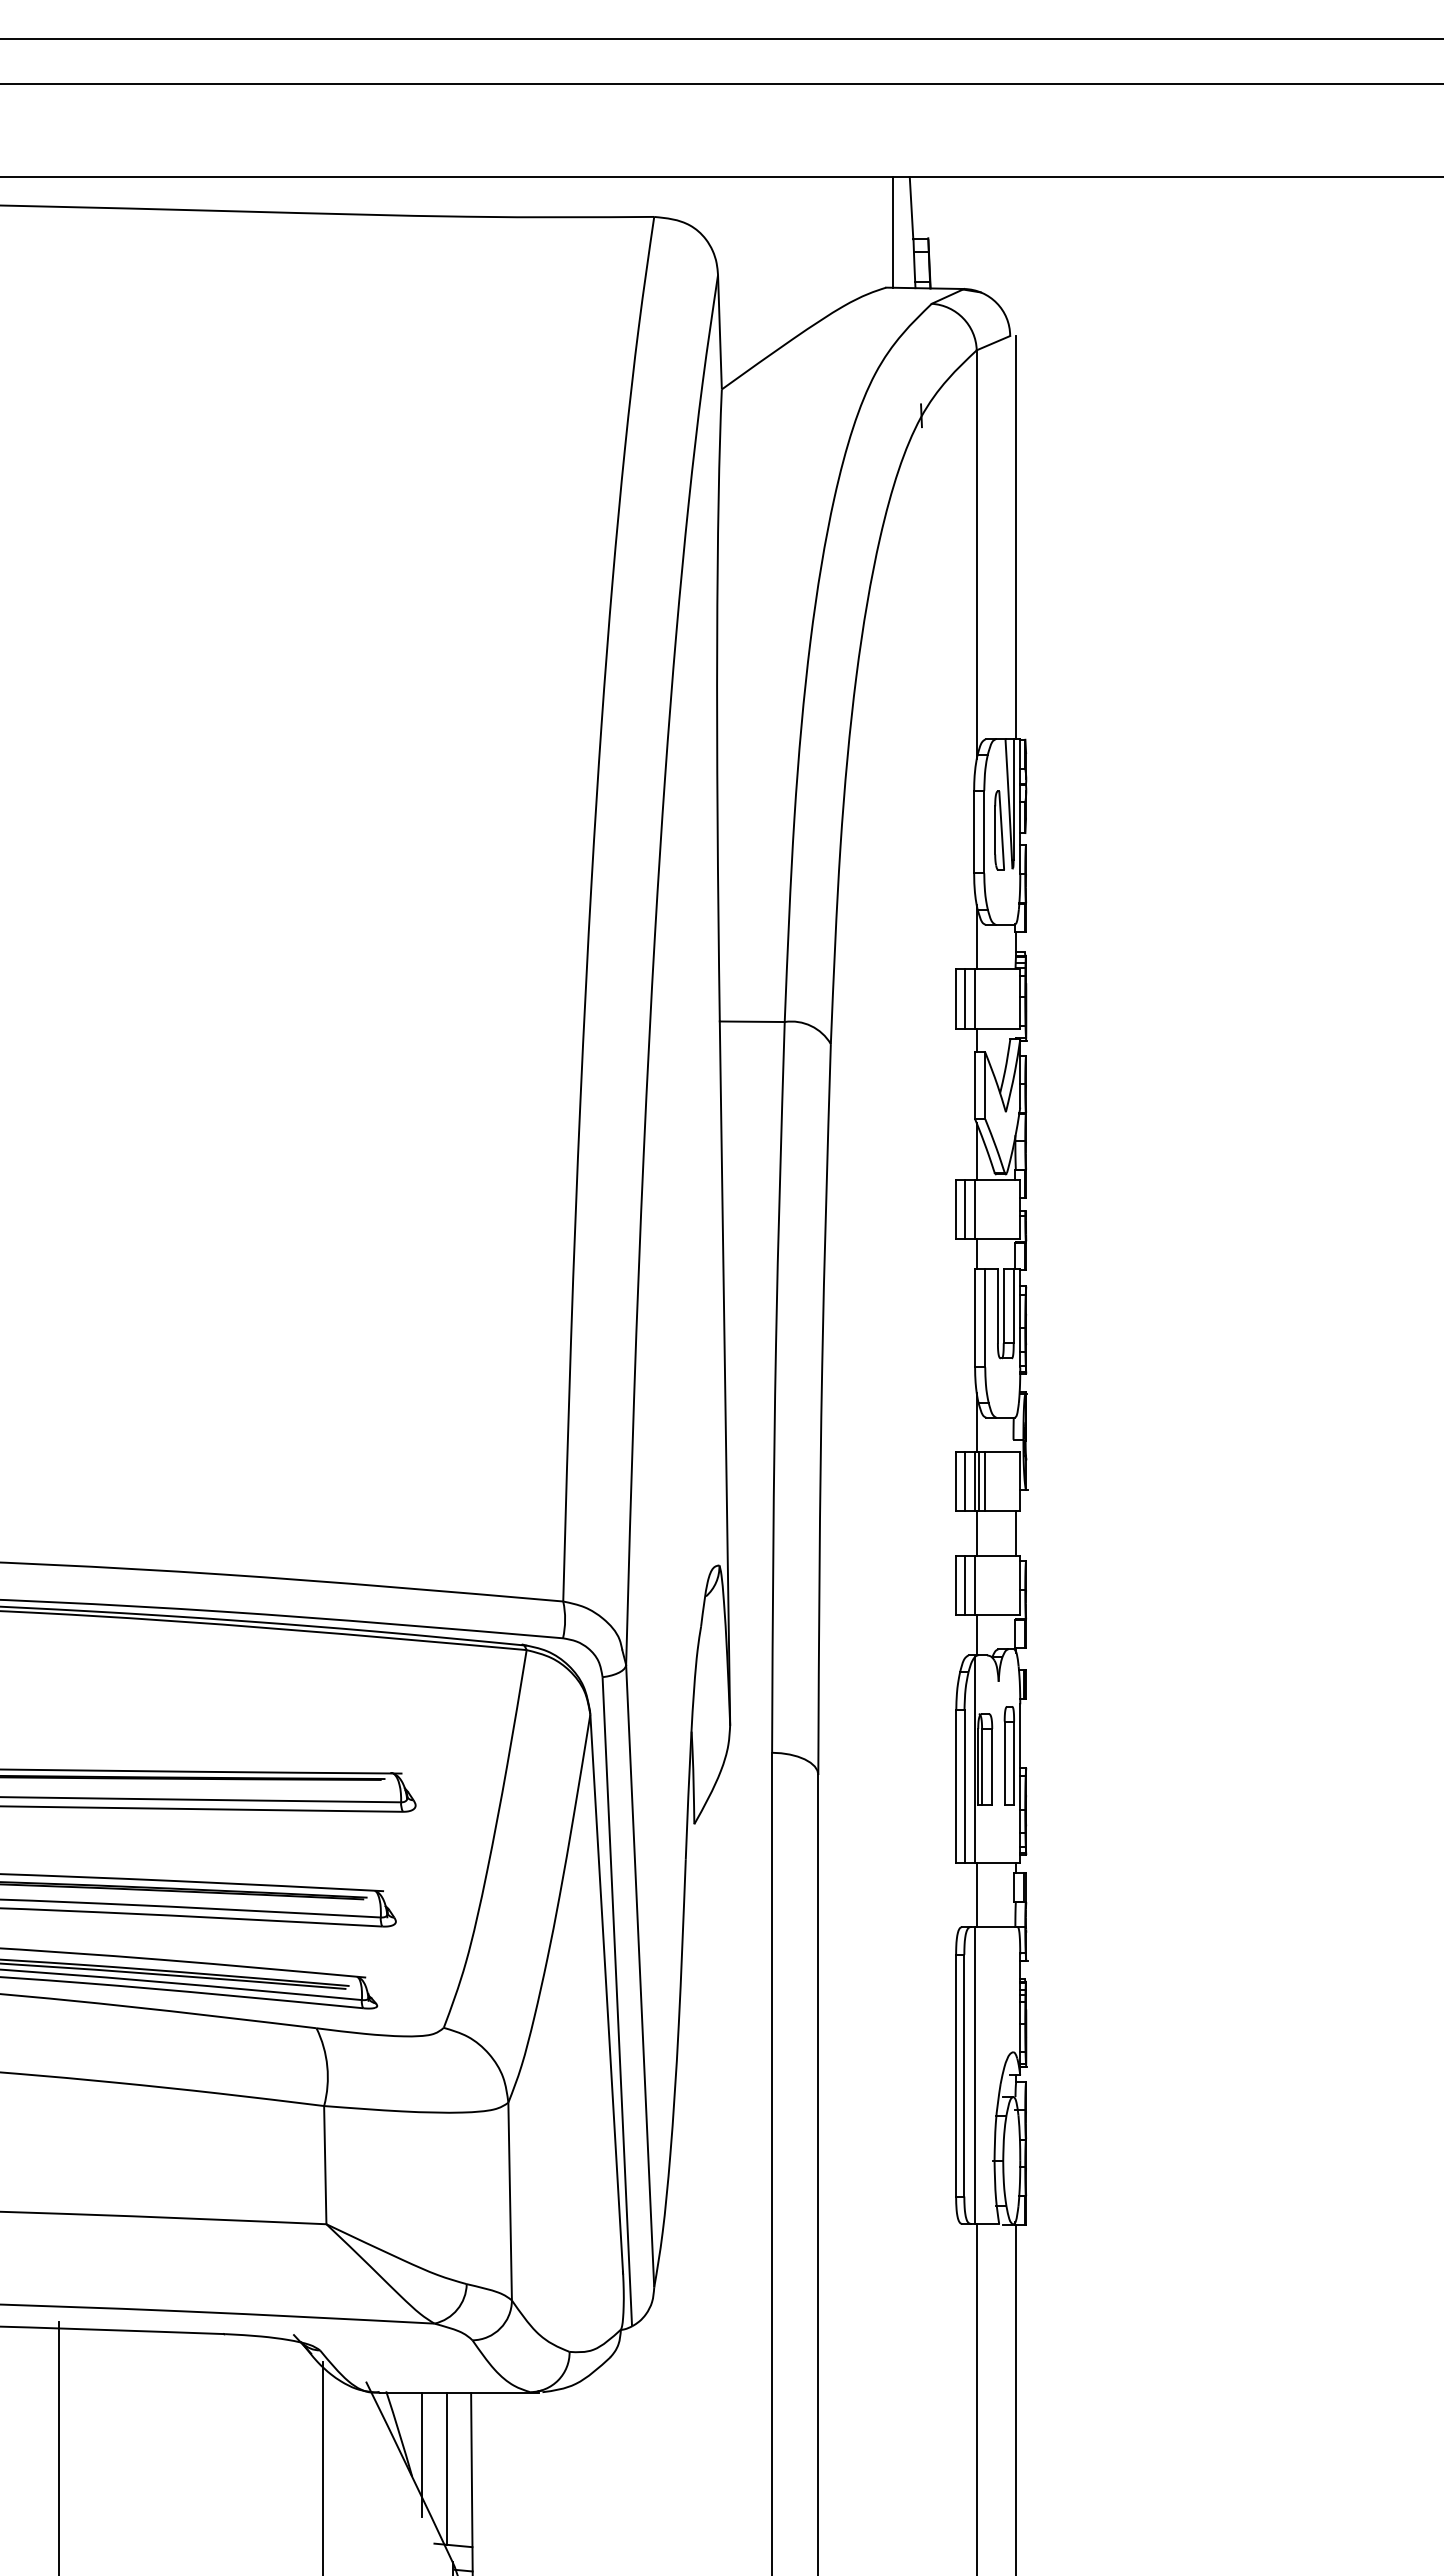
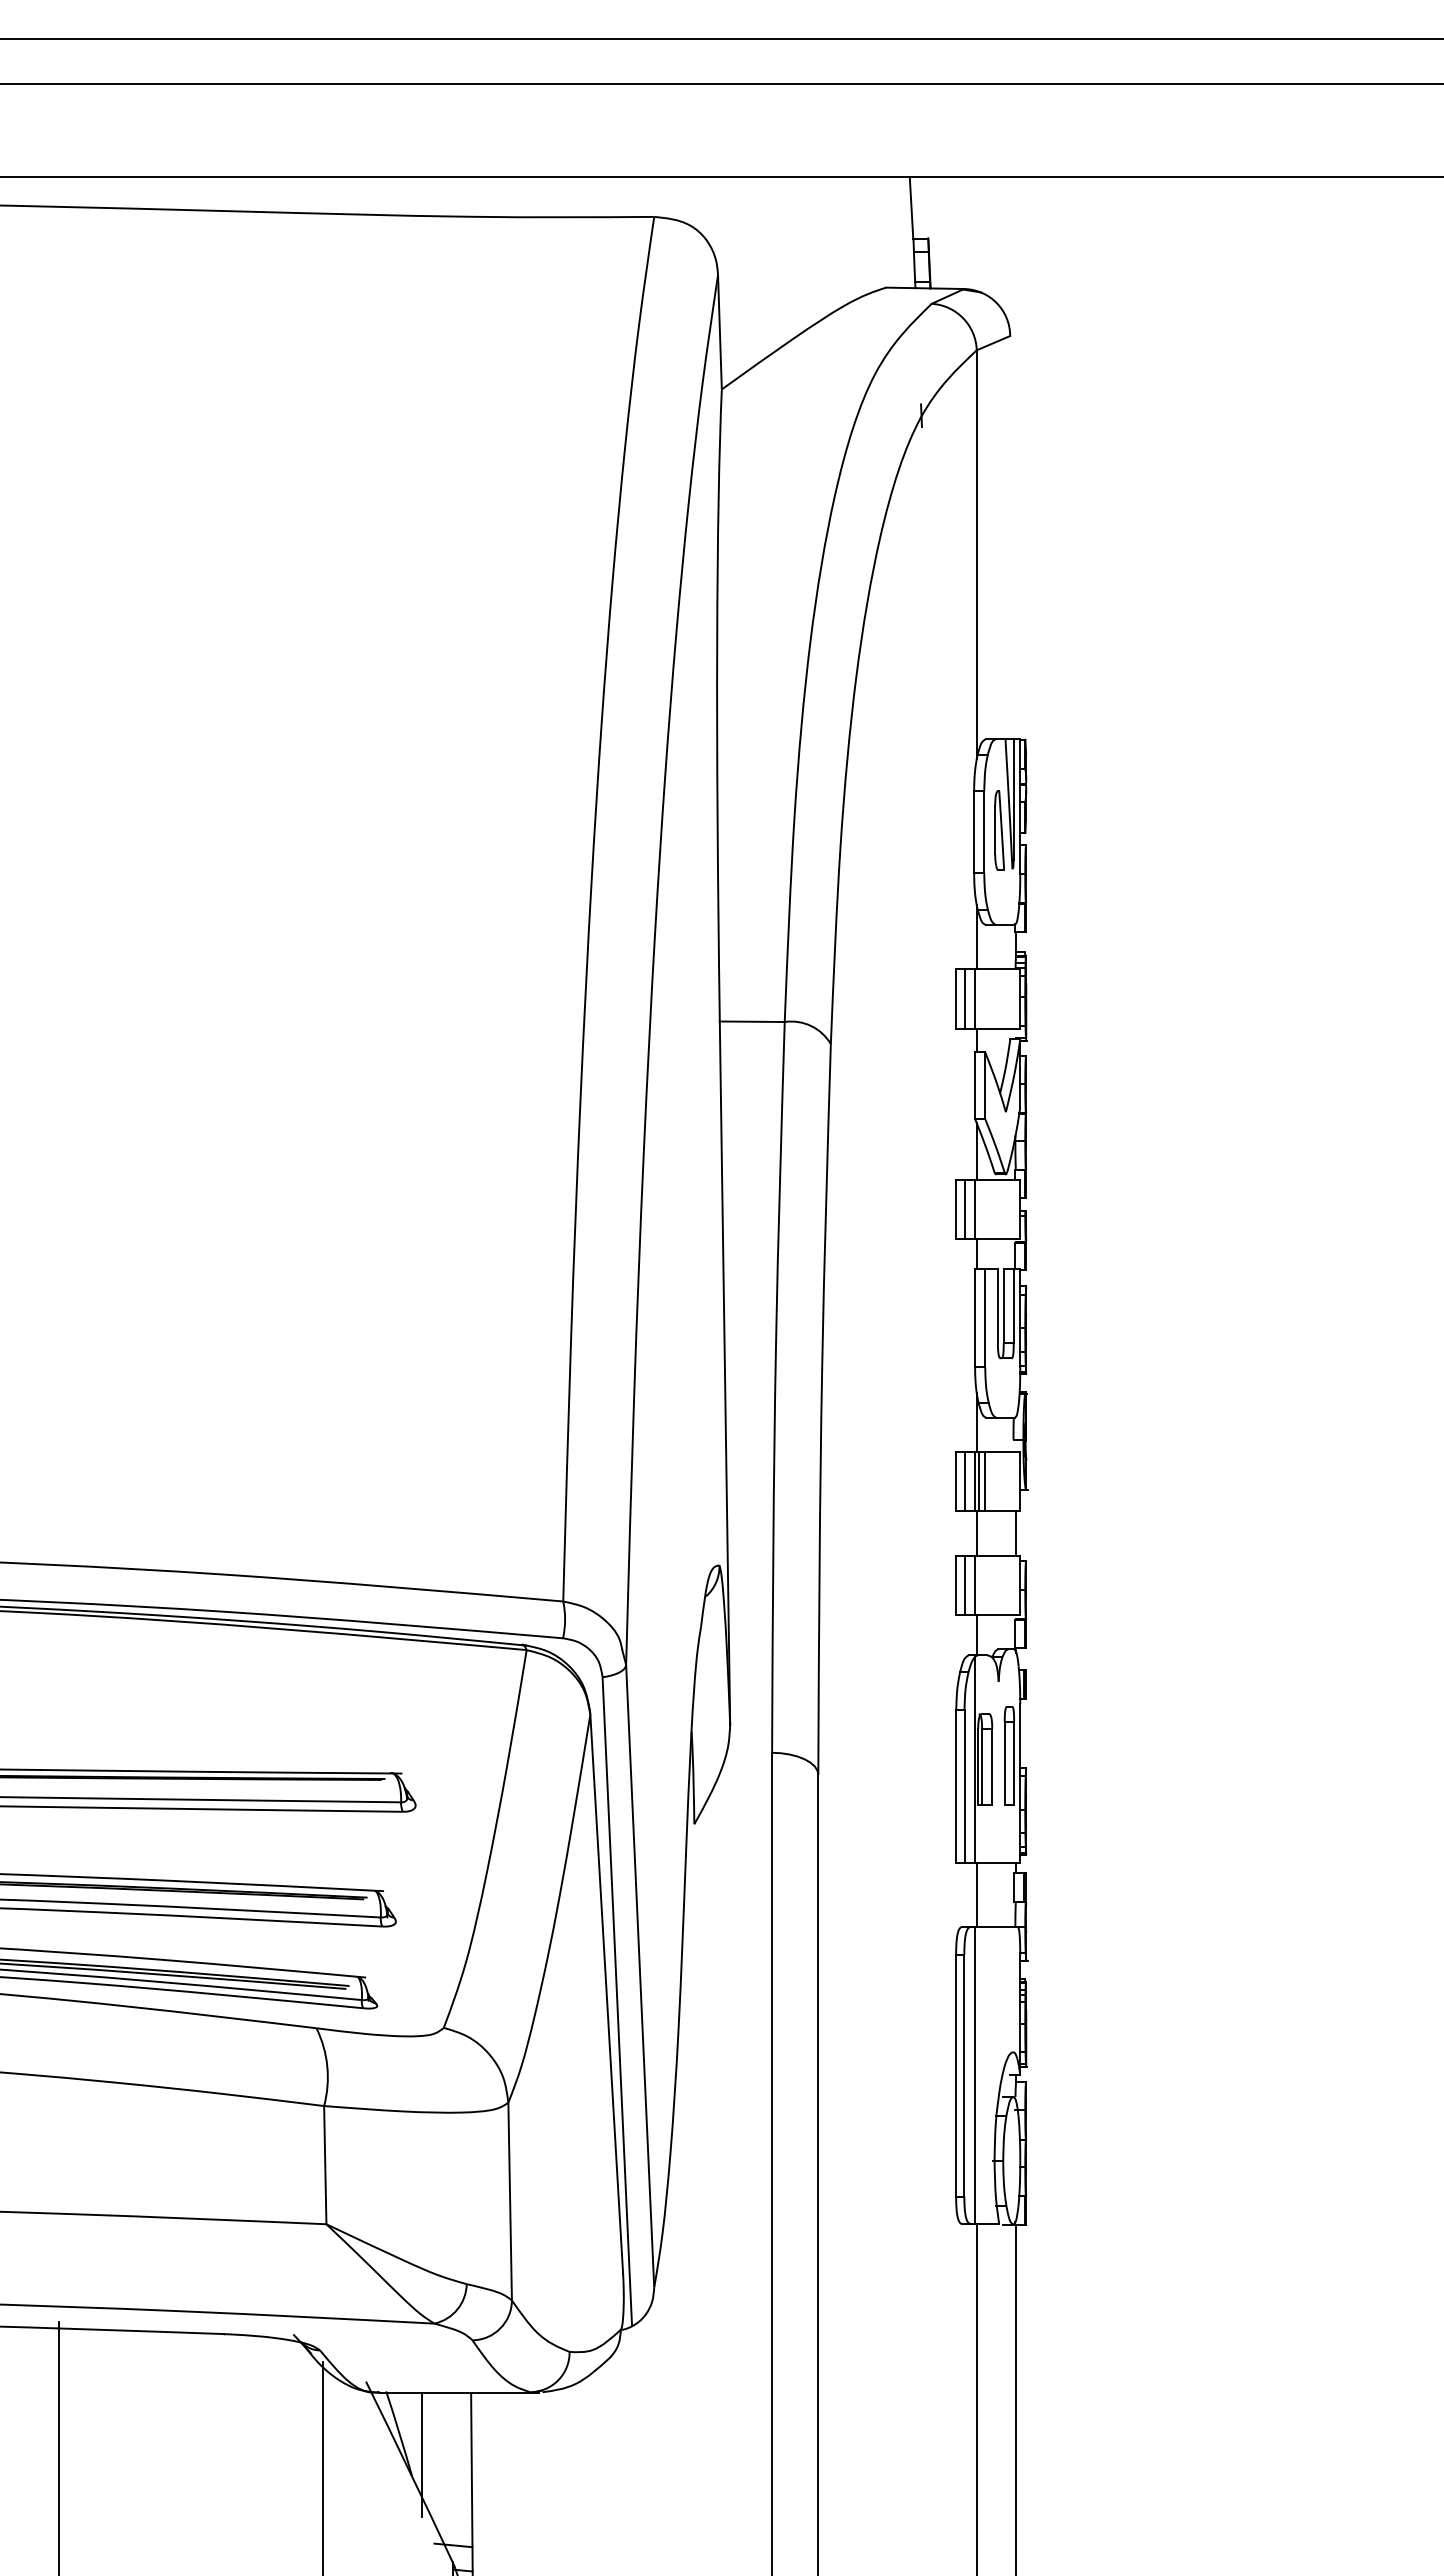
line: present -> none (892, 232)
line: present -> none (1016, 537)
line: present -> none (446, 2468)
